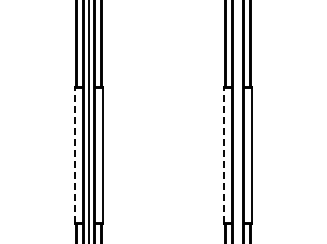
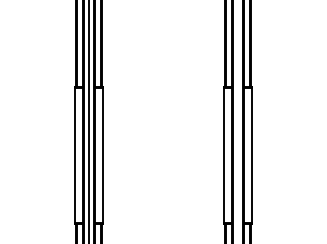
line: dashed -> solid (74, 155)
line: dashed -> solid (223, 155)
